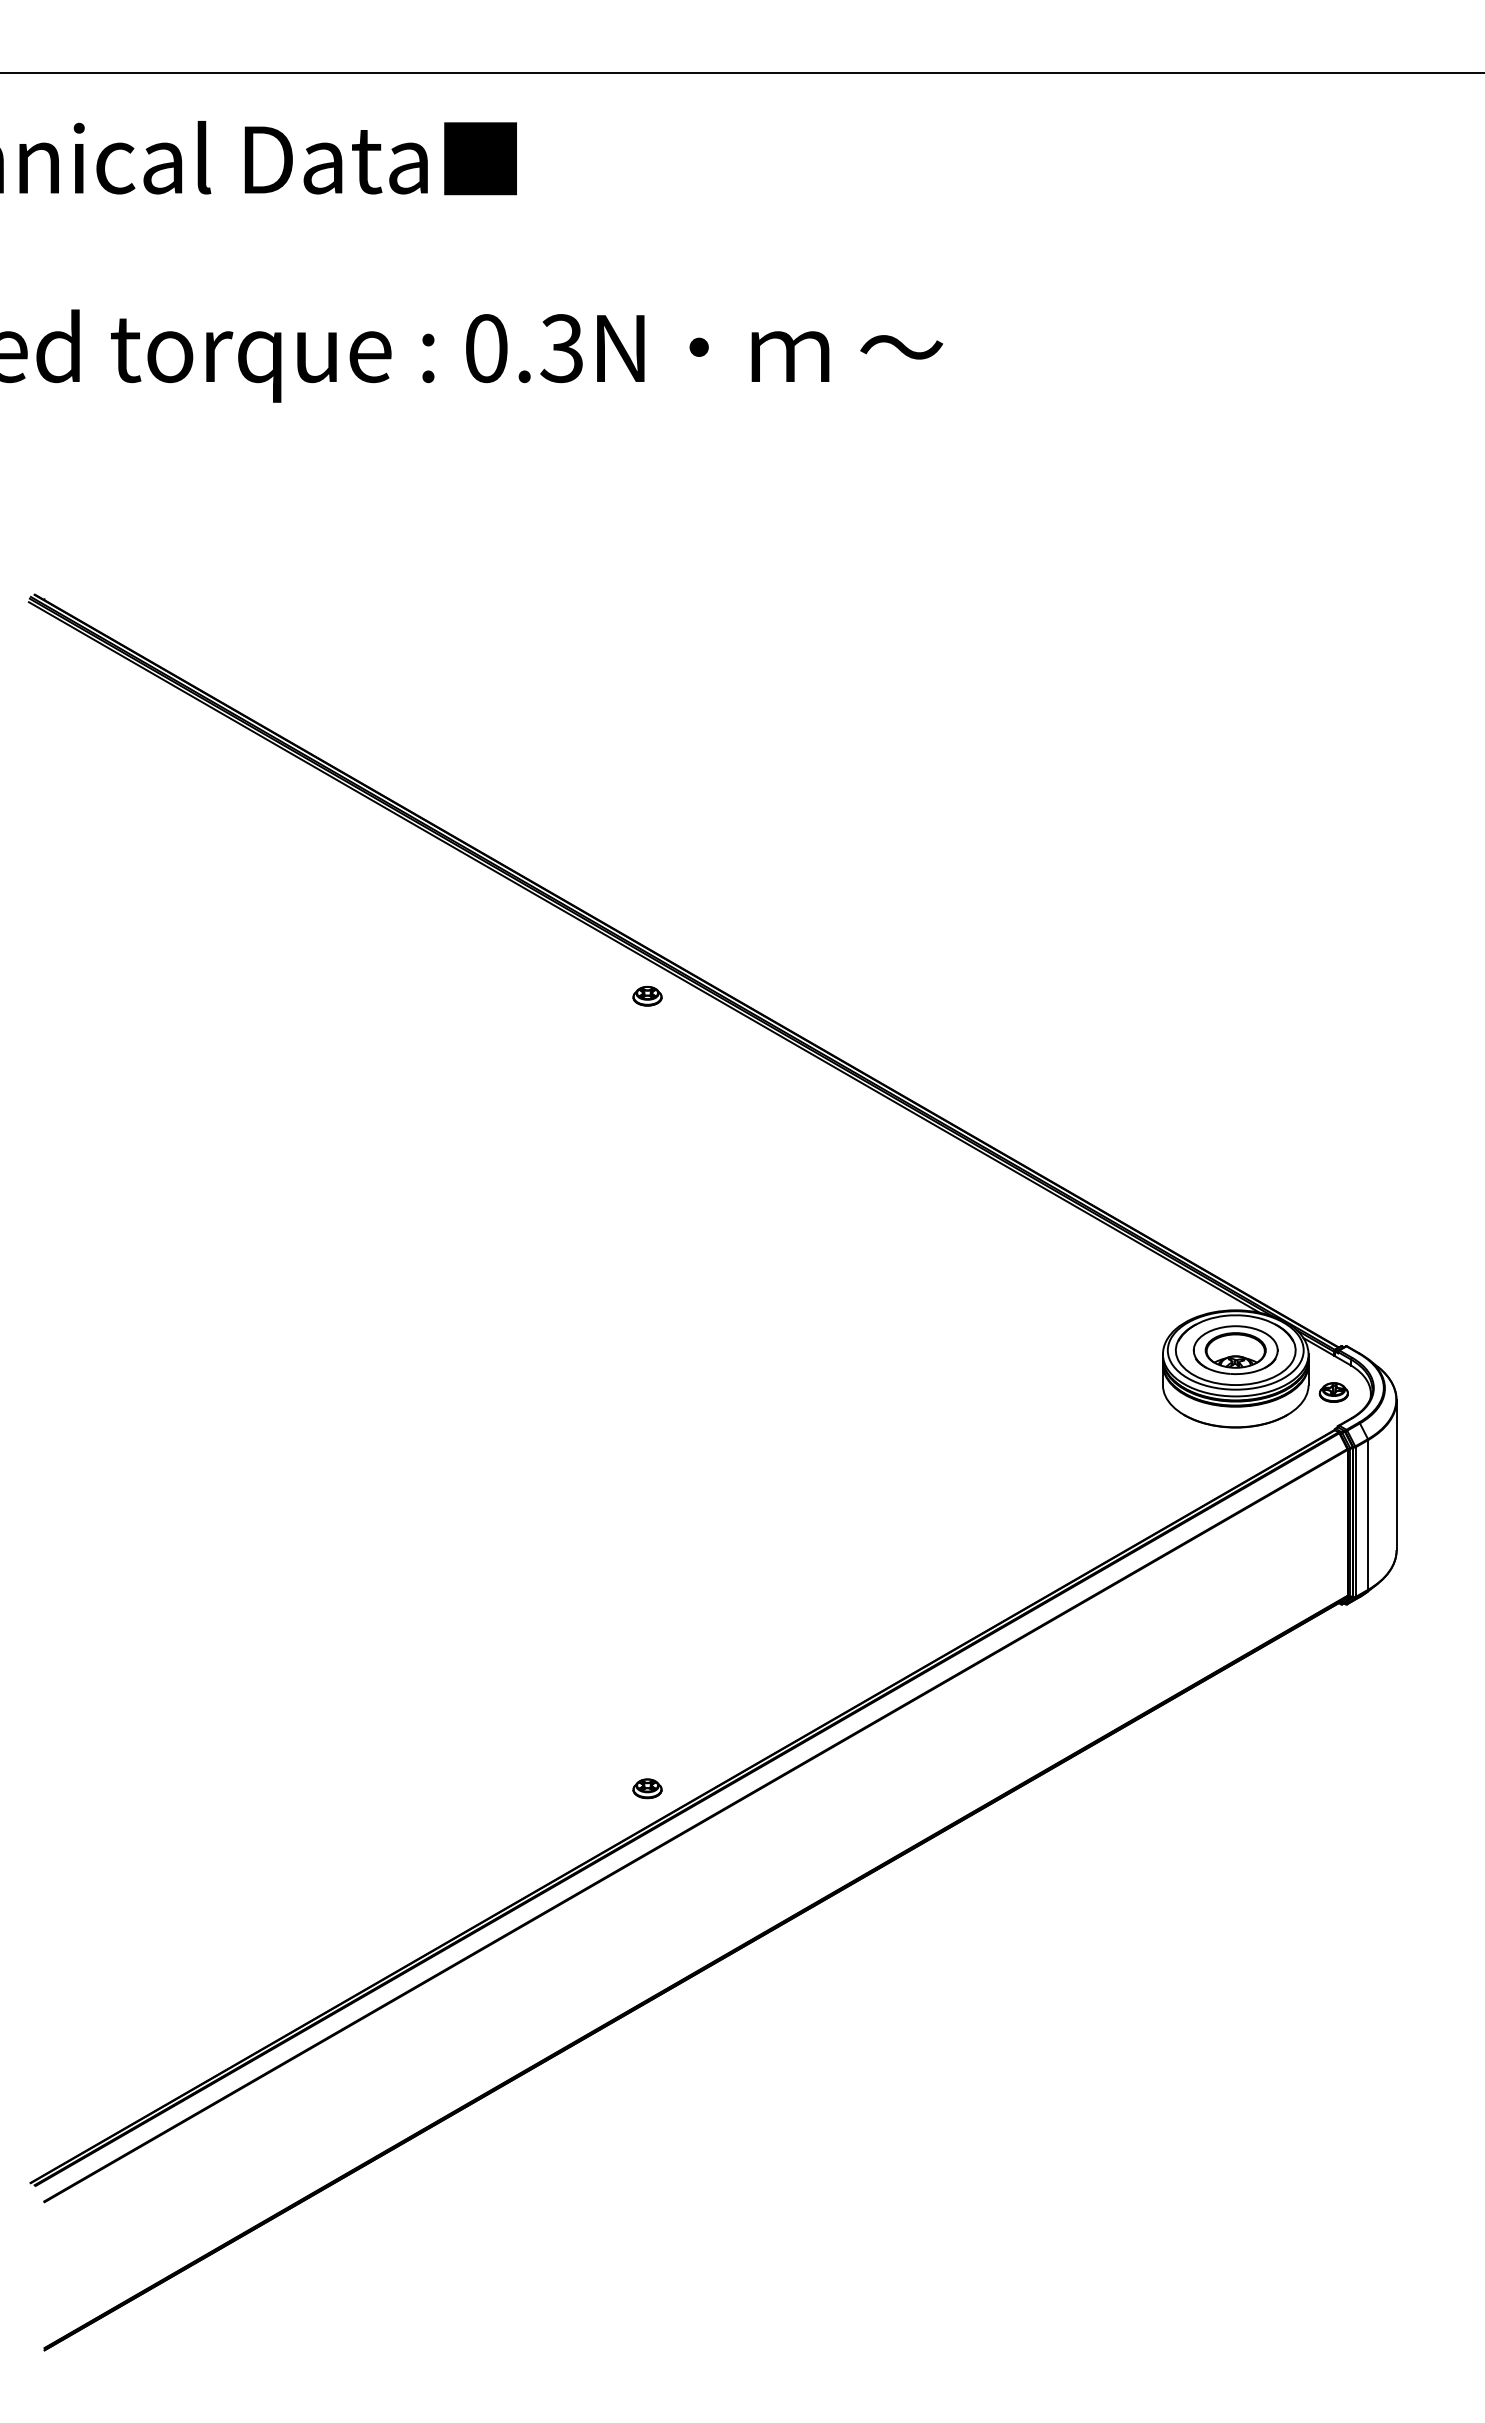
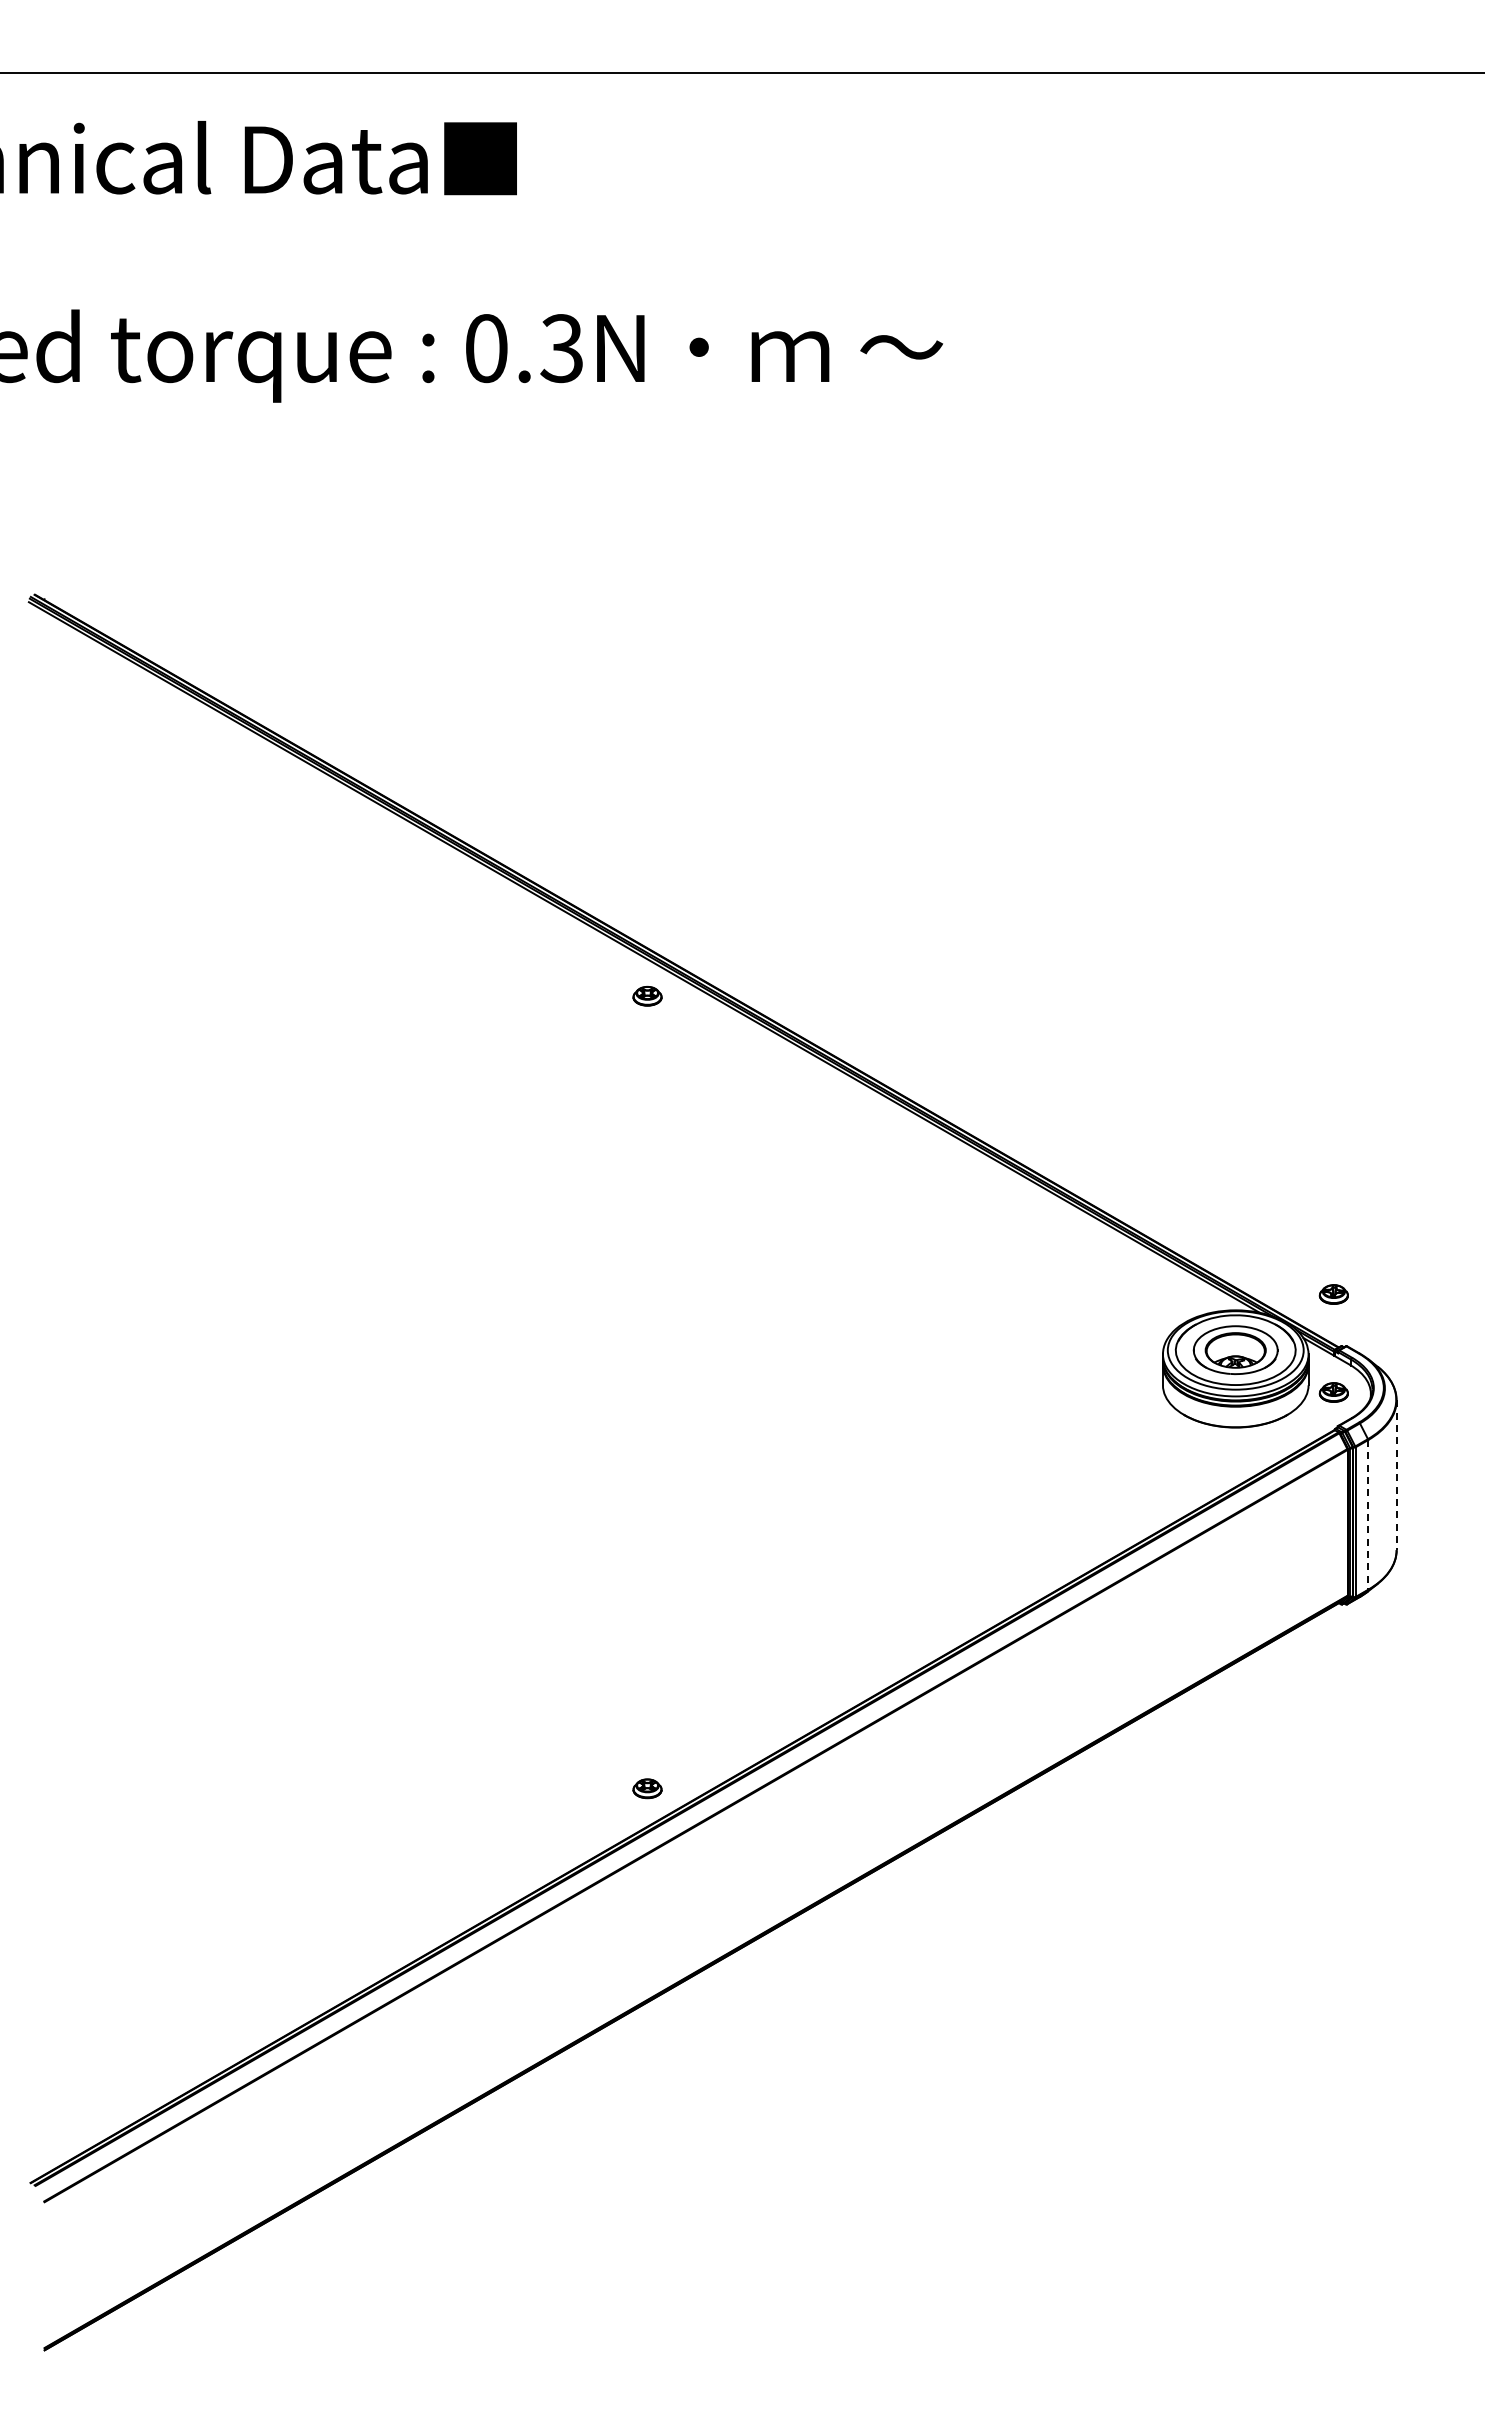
part: none -> present (1333, 1294)
line: solid -> dashed (1396, 1475)
line: solid -> dashed (1368, 1514)
